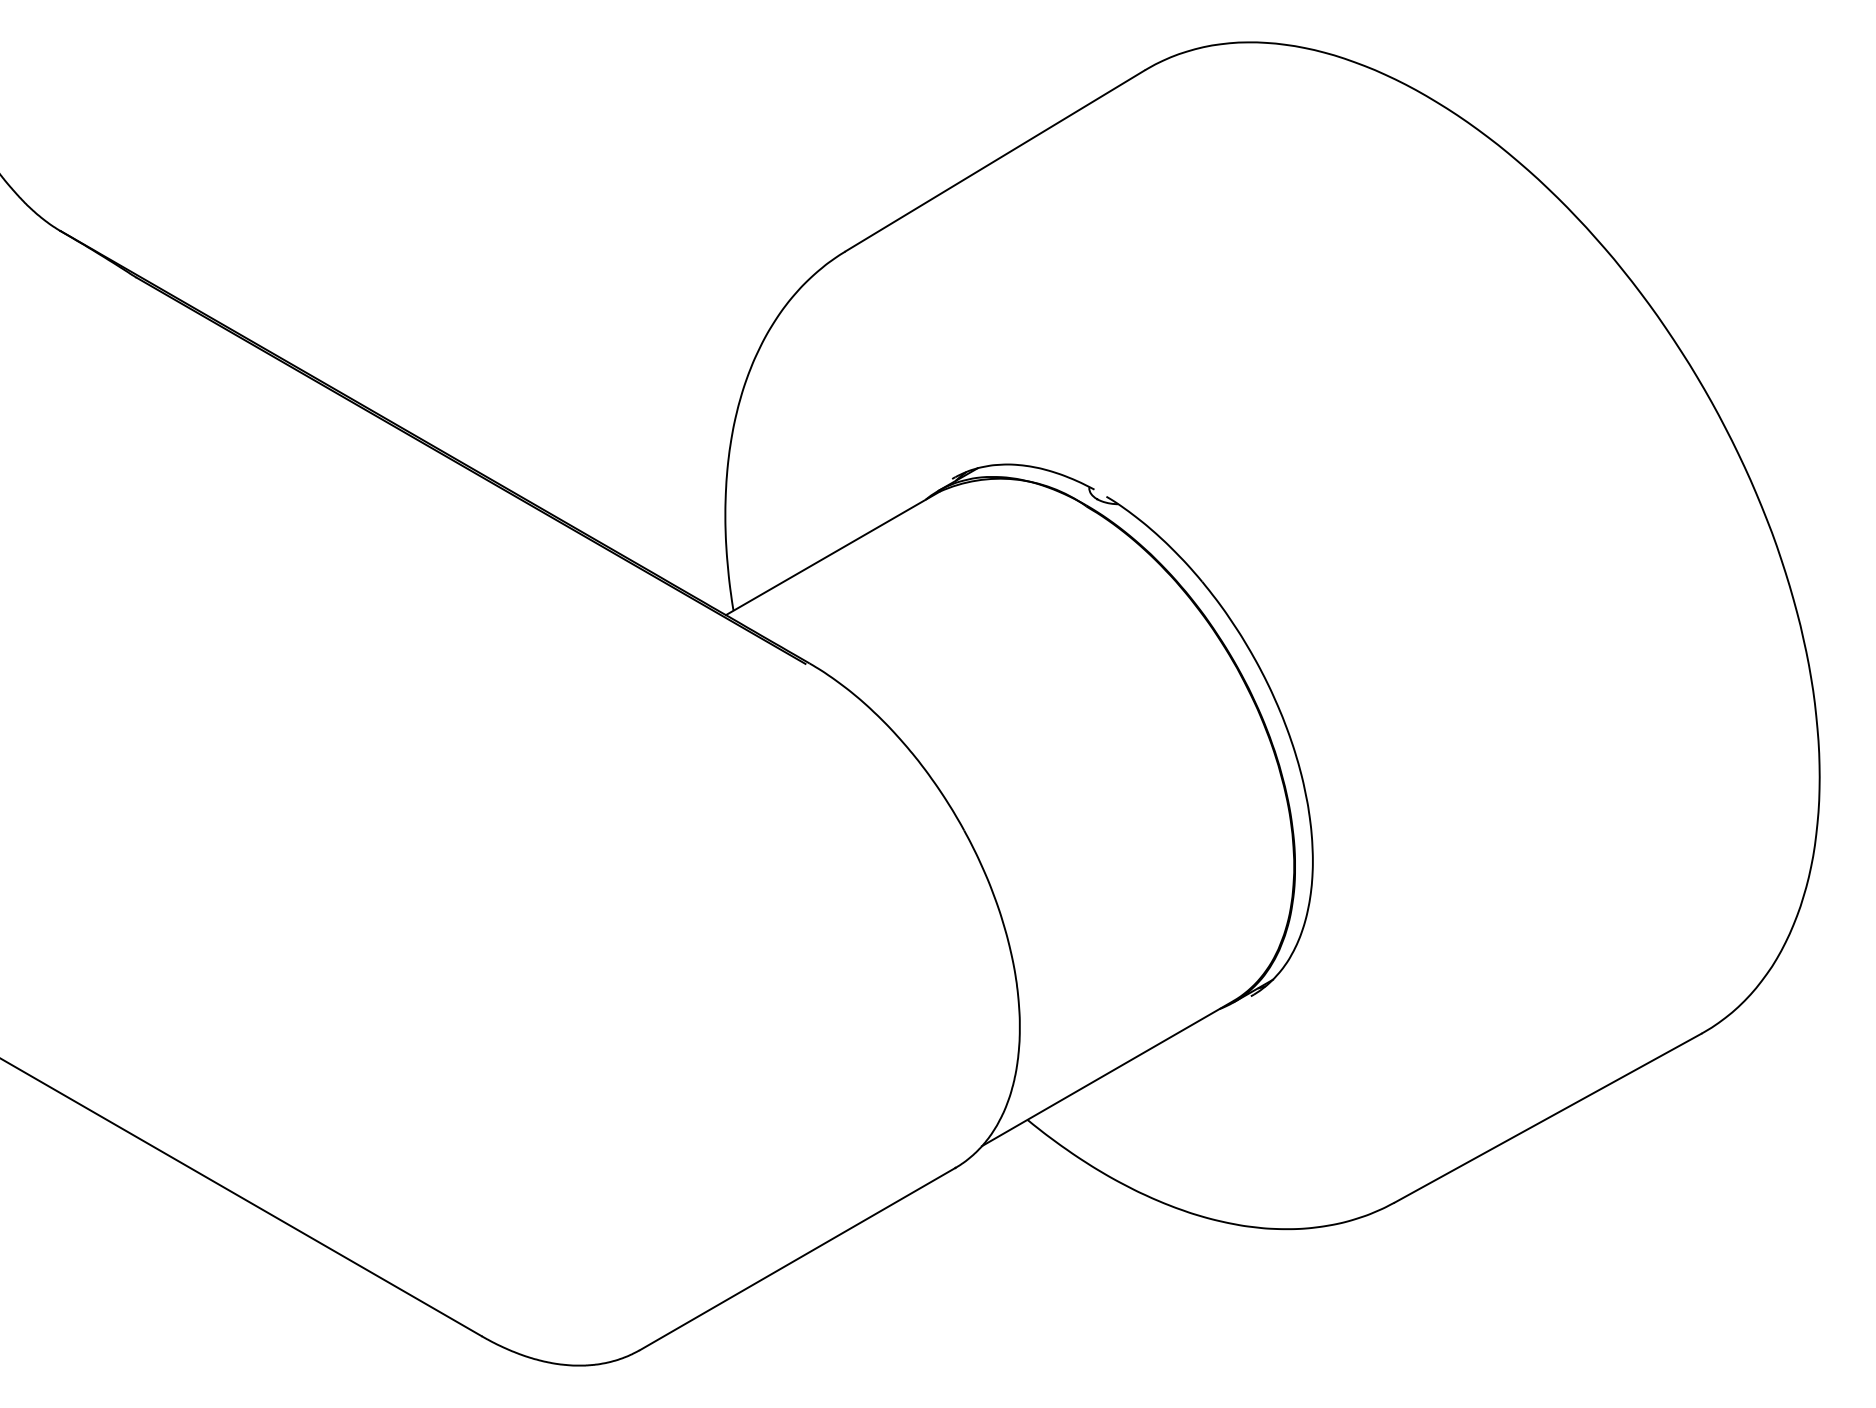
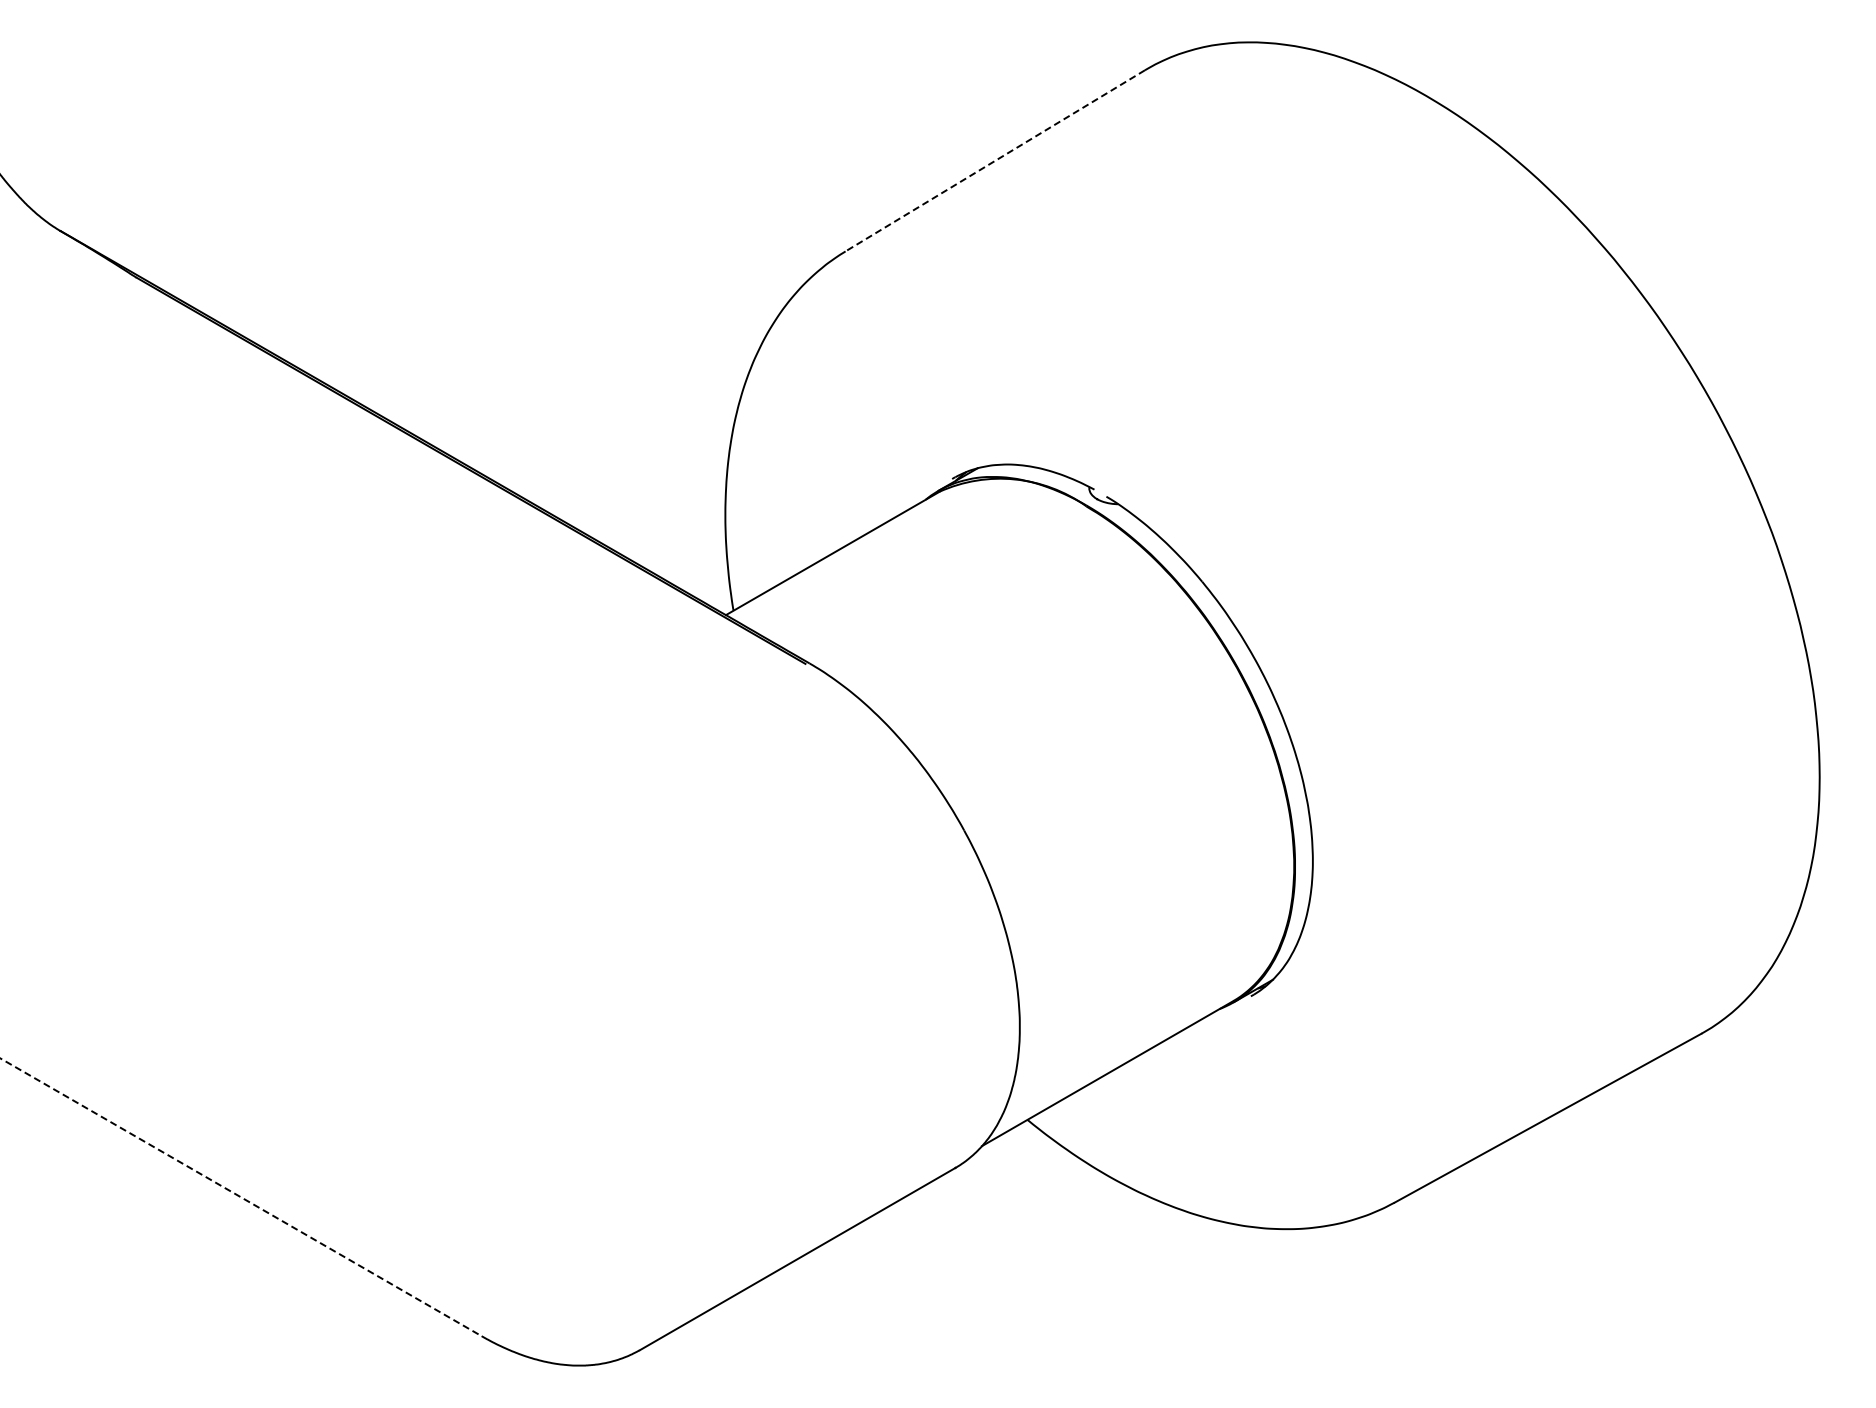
line: solid -> dashed (995, 160)
line: solid -> dashed (241, 1197)
